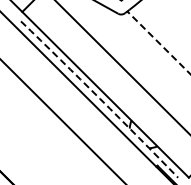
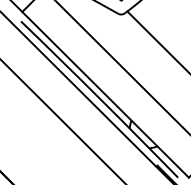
line: dashed -> solid (158, 42)
arc: dashed -> solid (100, 98)
